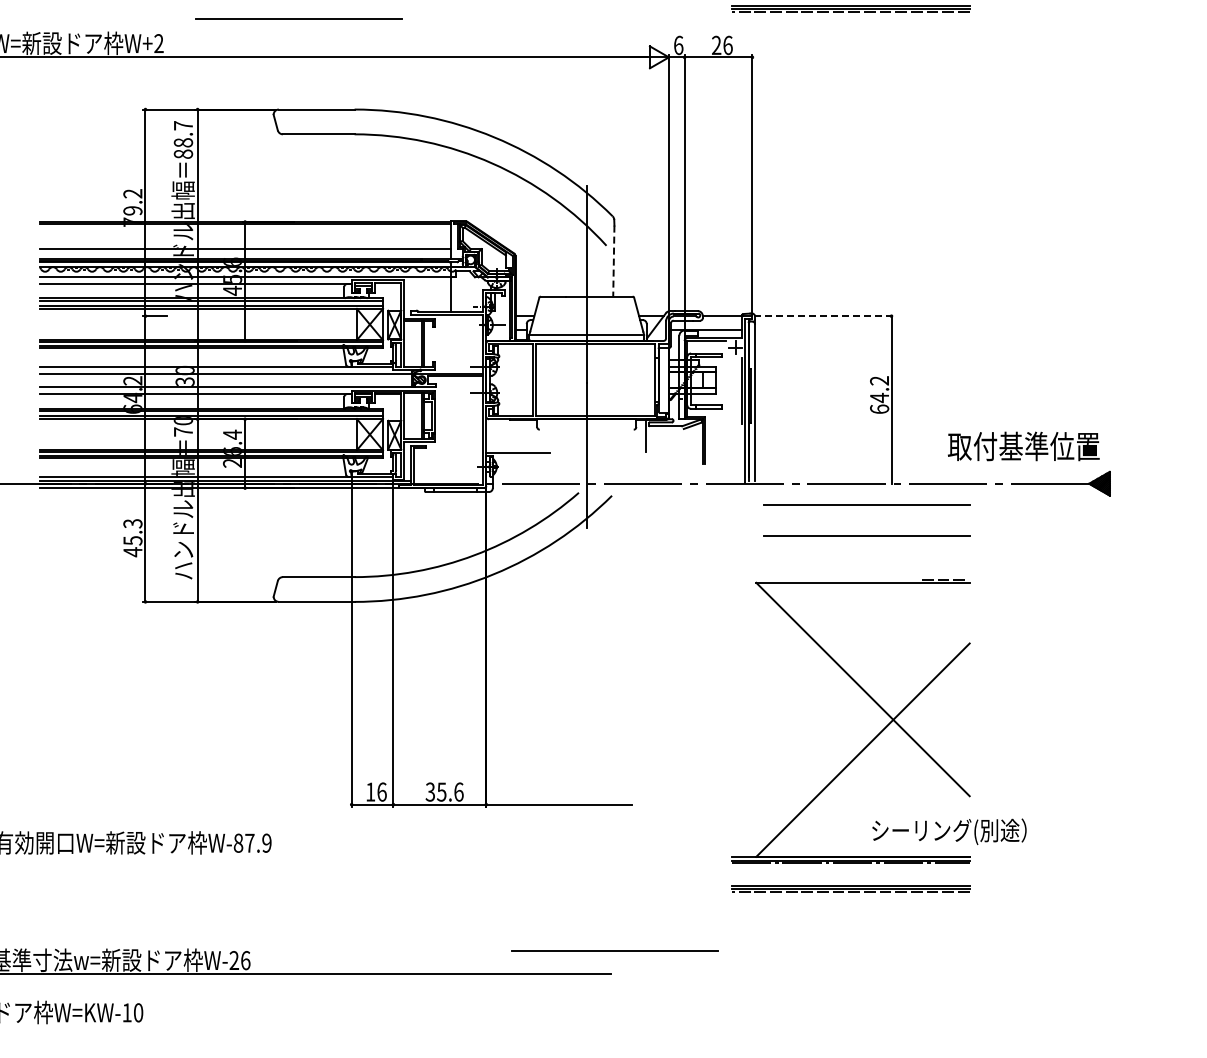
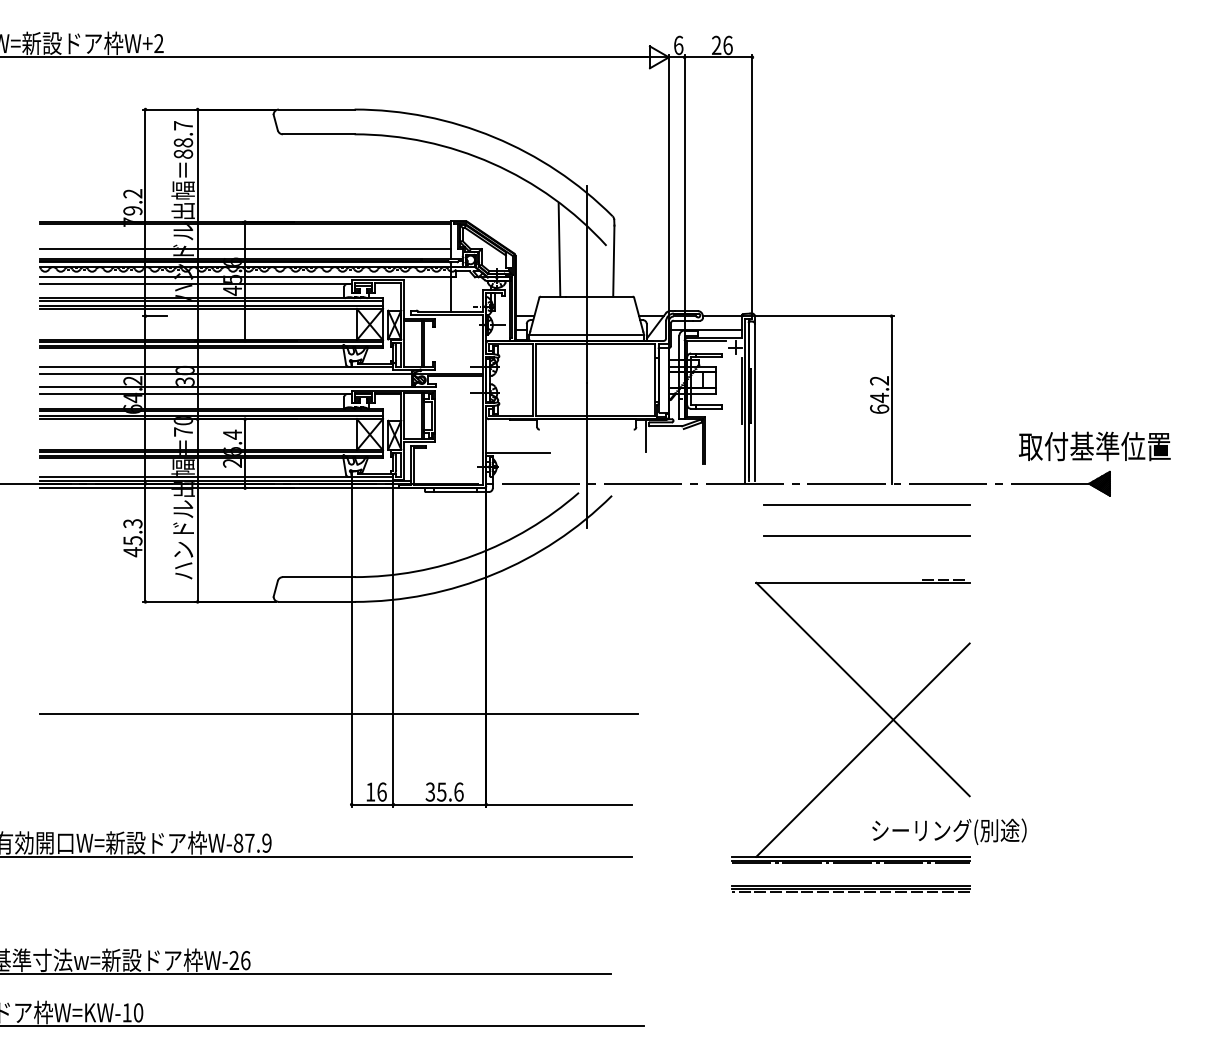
part: present -> none (850, 8)
line: present -> none (298, 18)
line: none -> present (559, 249)
line: dashed -> solid (613, 261)
line: dashed -> solid (824, 316)
text position: (1023, 446) -> (1094, 446) (1094, 446)
line: none -> present (338, 713)
line: none -> present (317, 856)
line: present -> none (614, 950)
line: none -> present (323, 1026)
